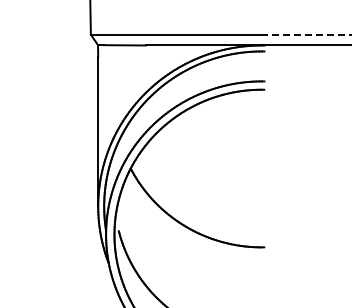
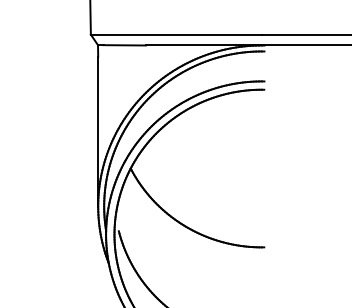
line: dashed -> solid (306, 34)
